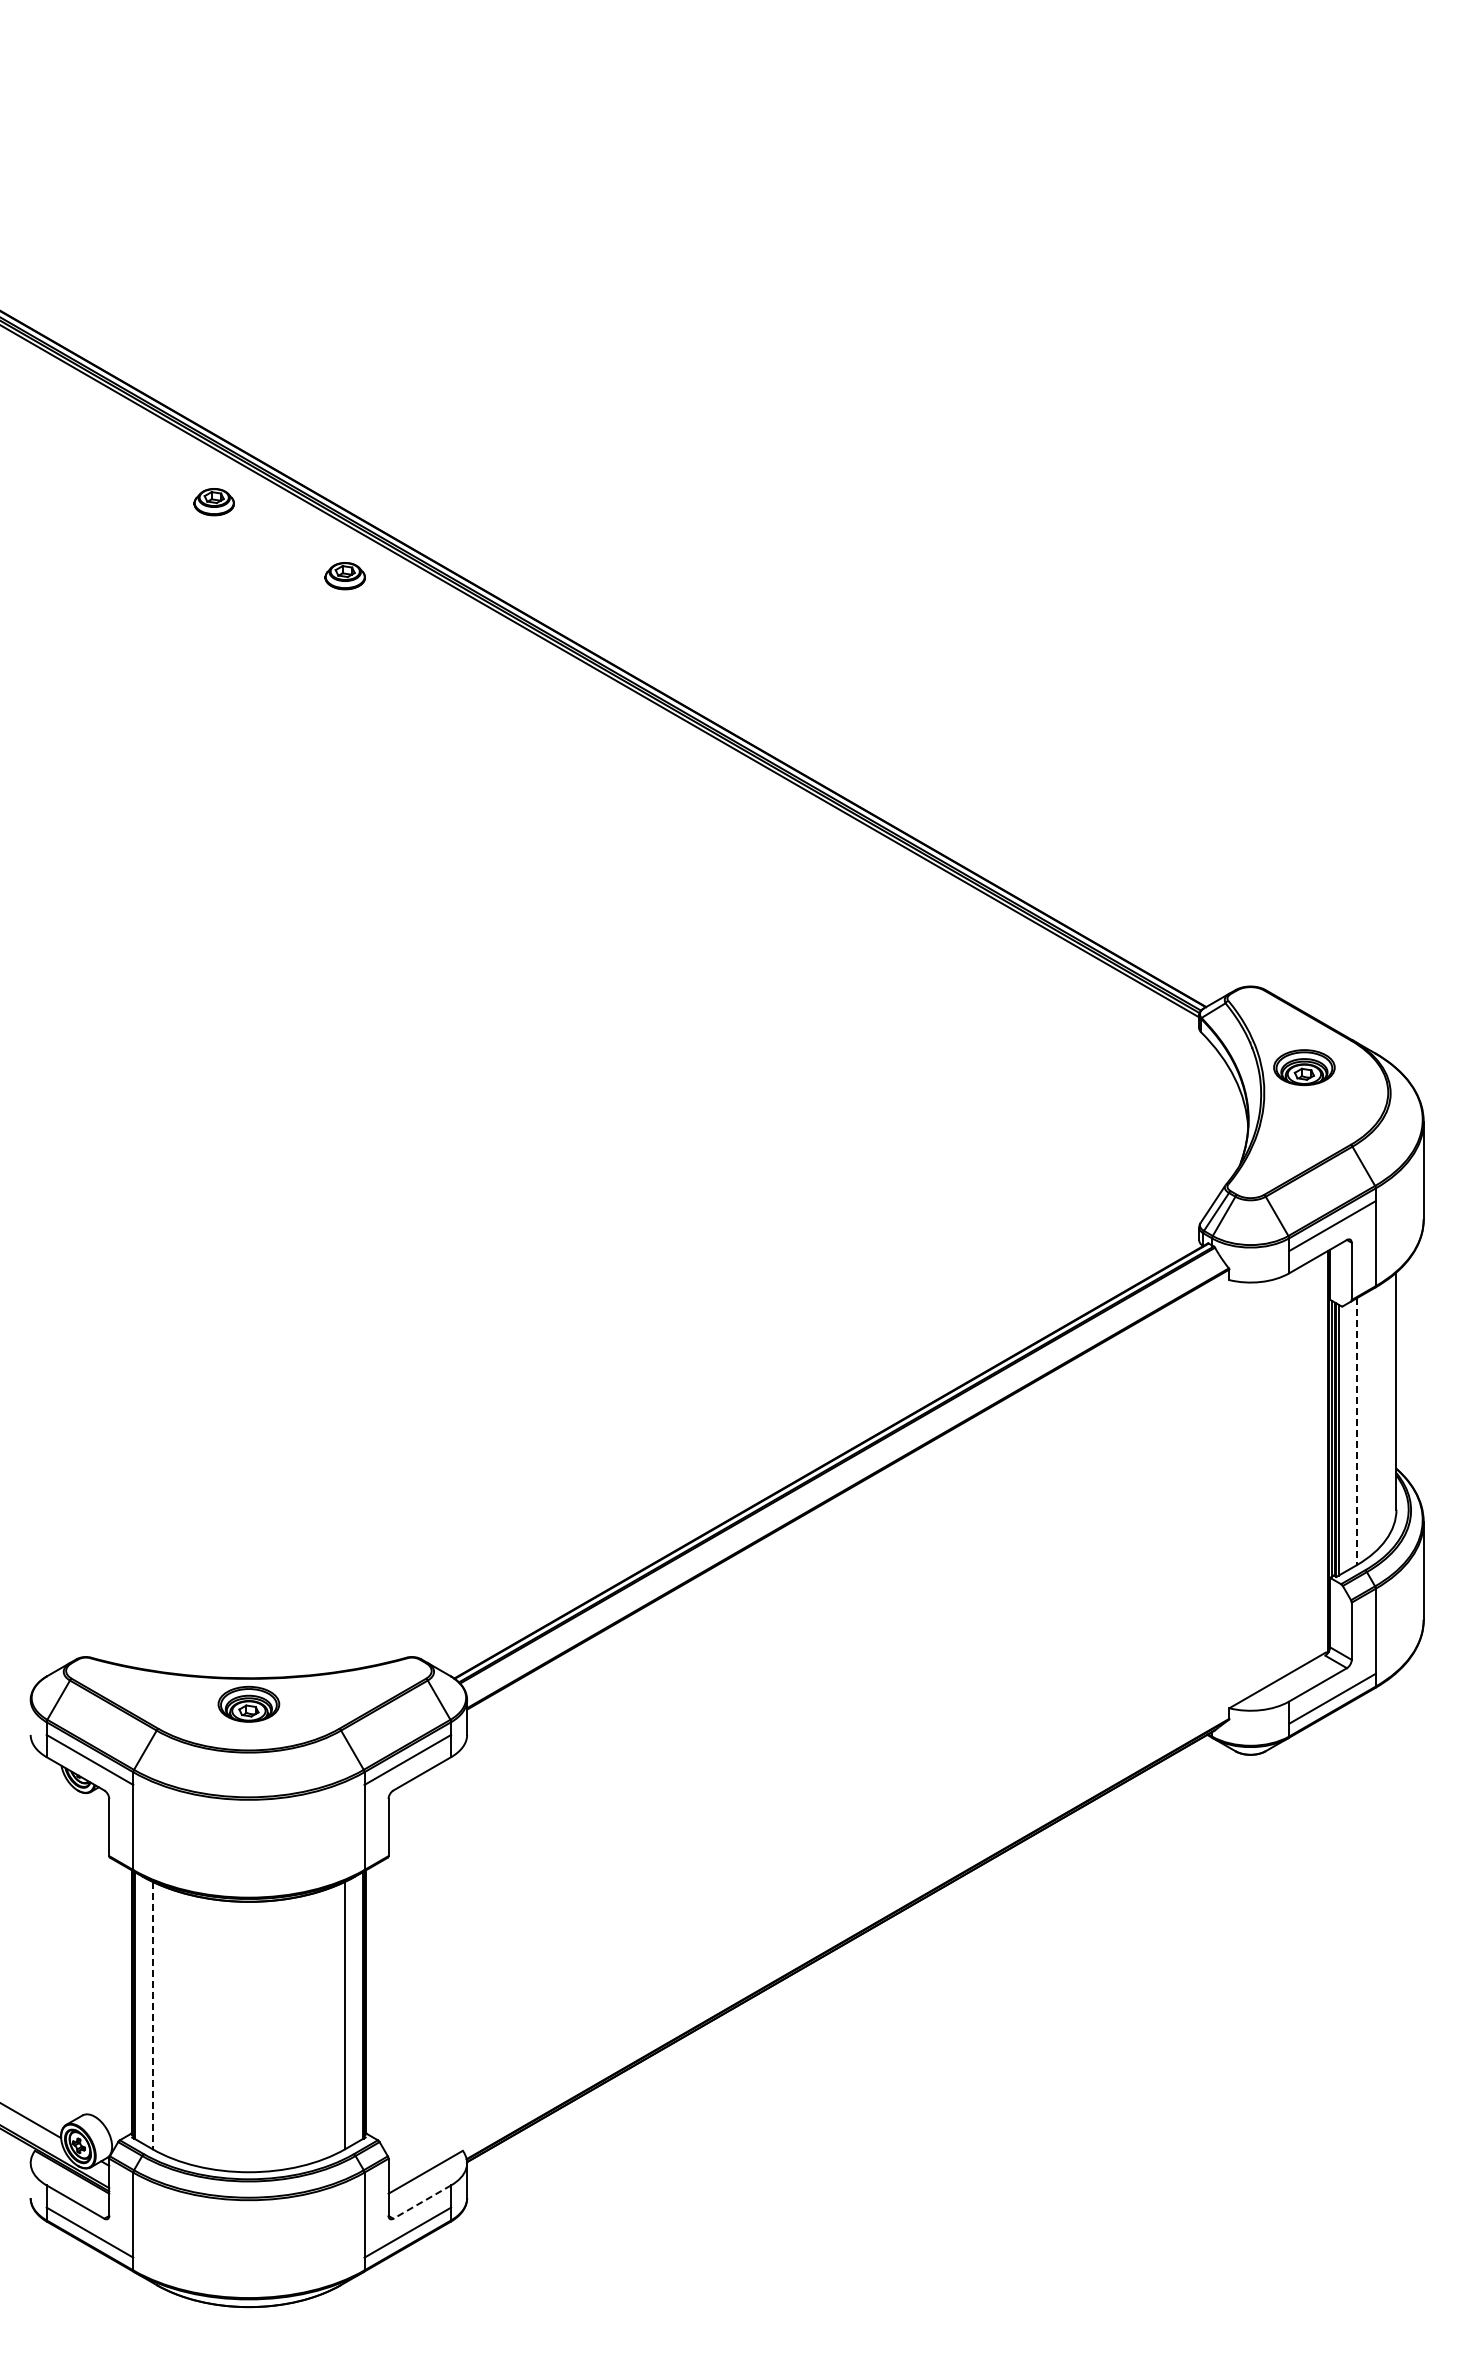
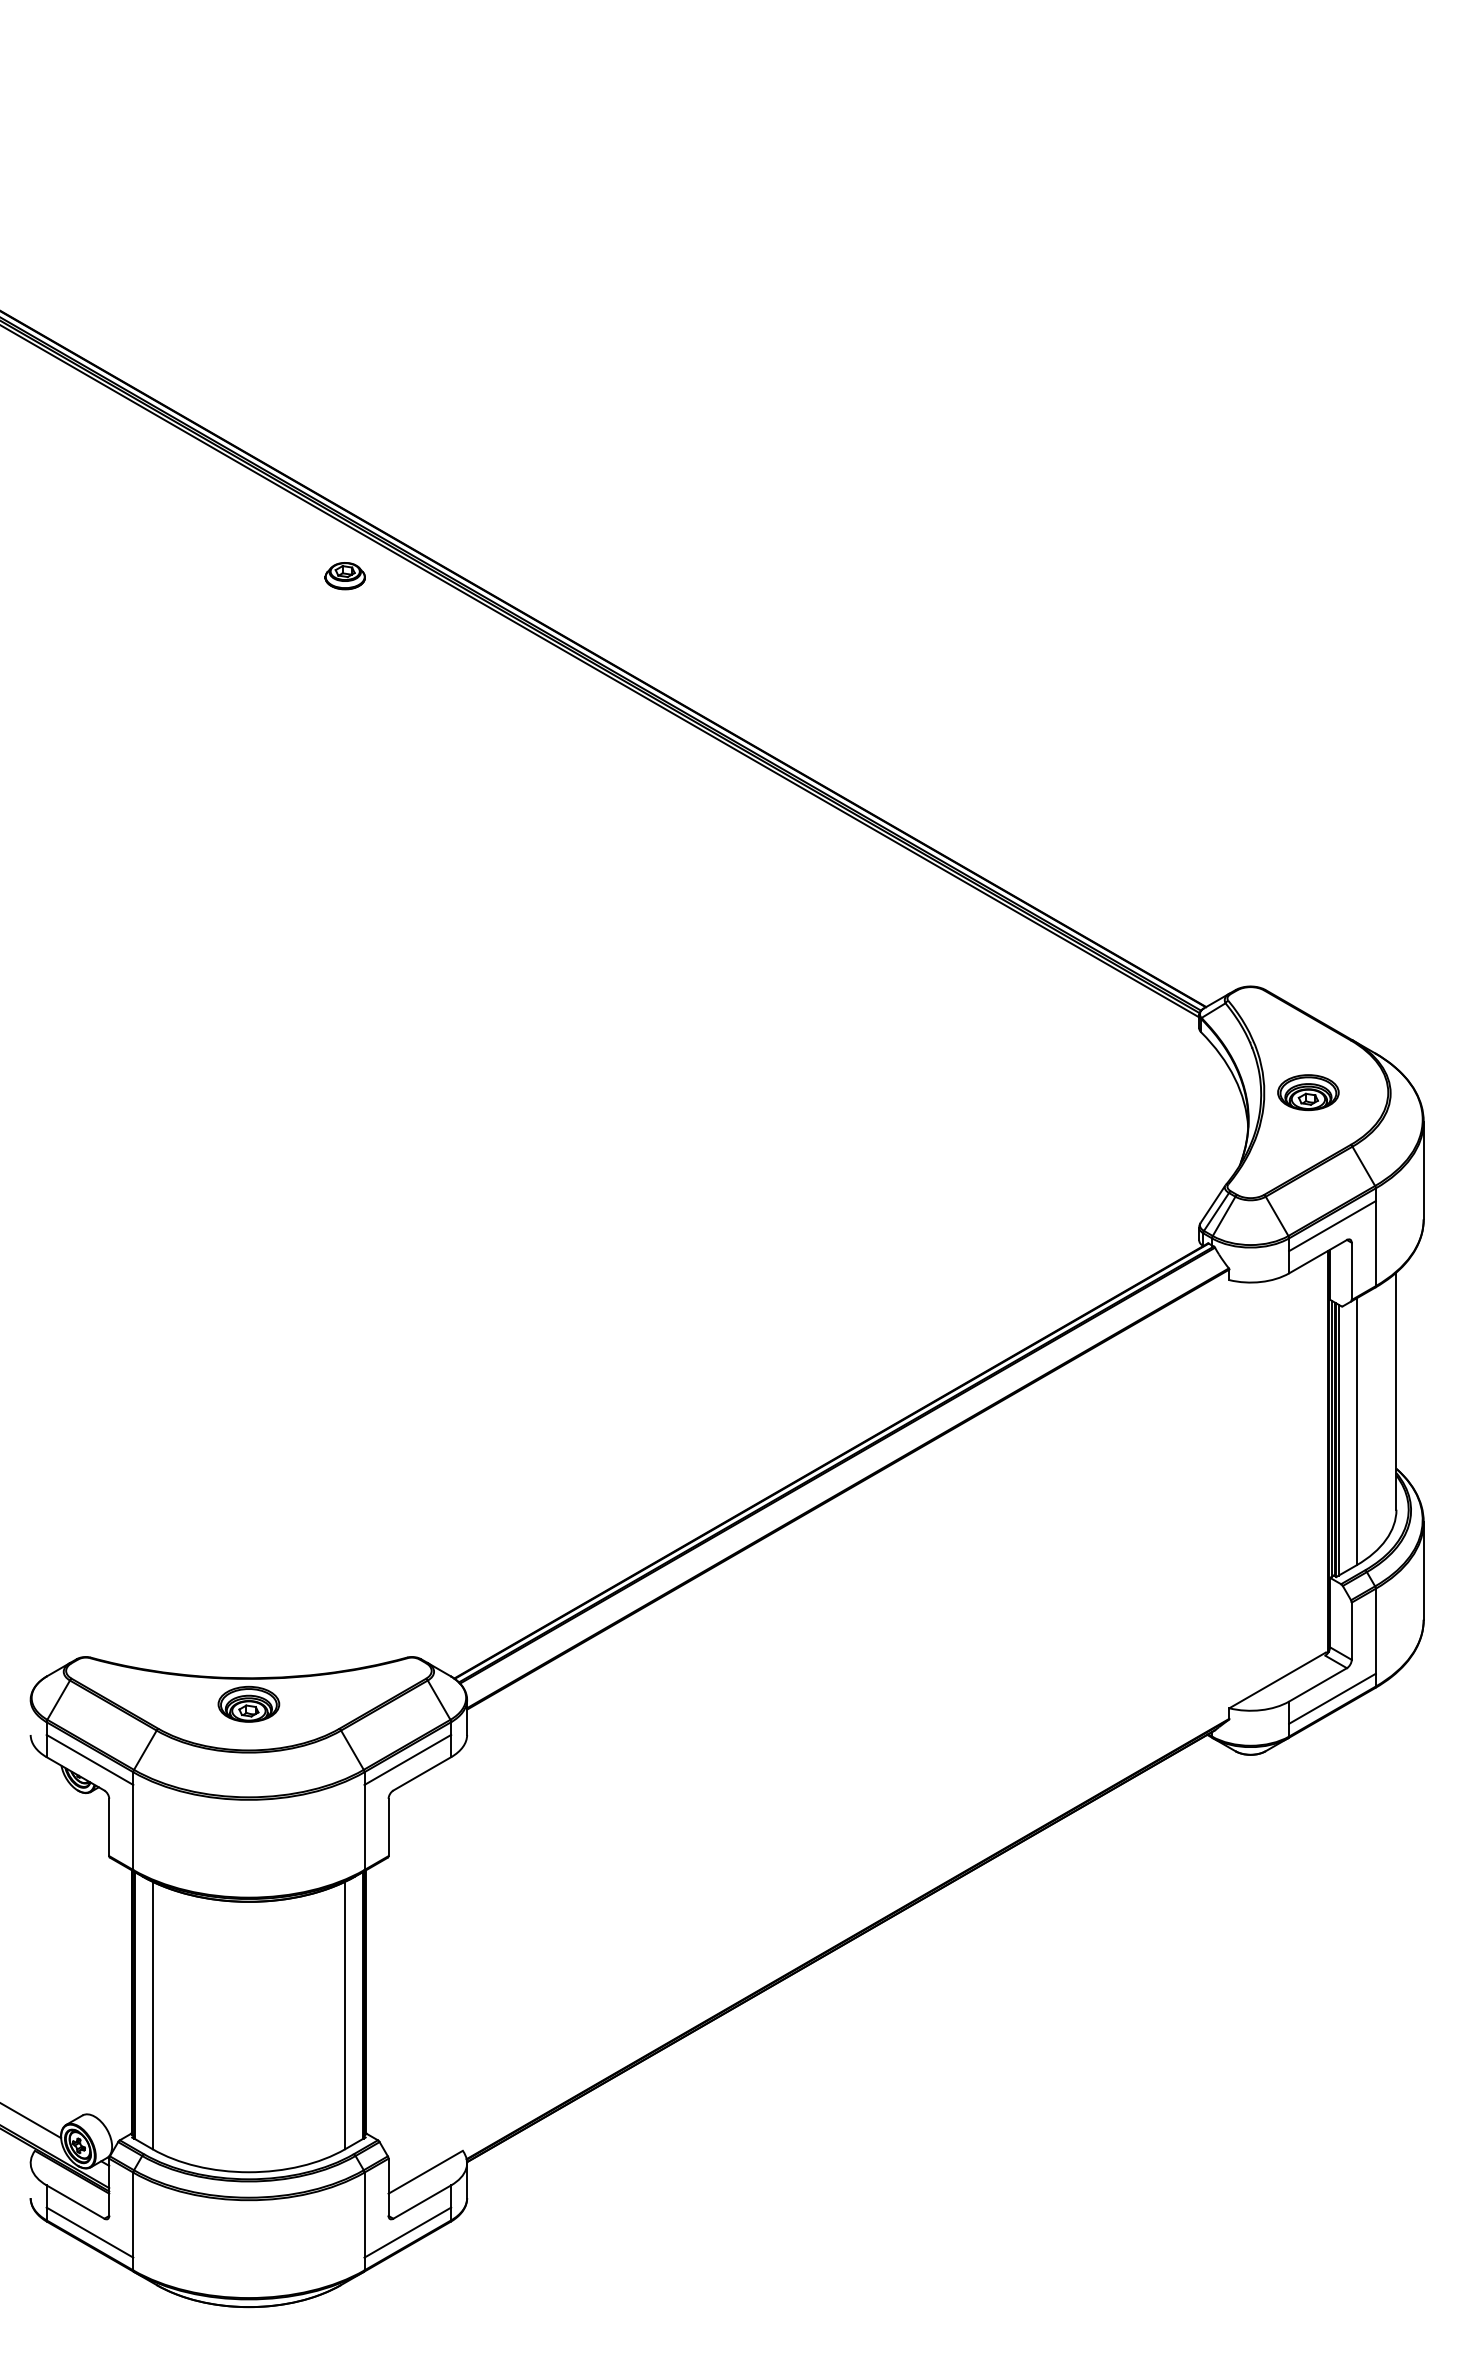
part: present -> none (213, 502)
part position: (1304, 1067) -> (1308, 1092) (1308, 1092)
line: dashed -> solid (1356, 1432)
line: dashed -> solid (152, 2015)
line: dashed -> solid (421, 2202)
